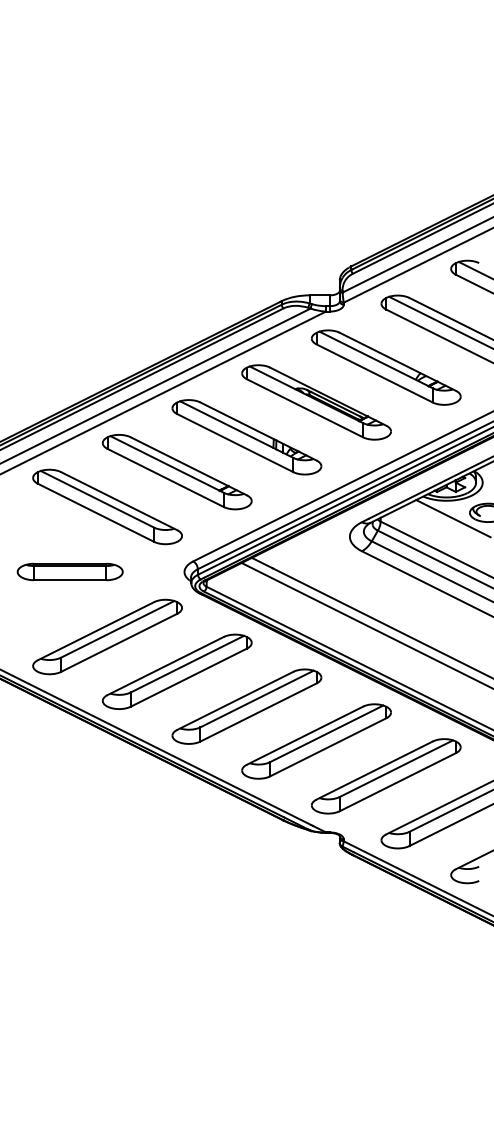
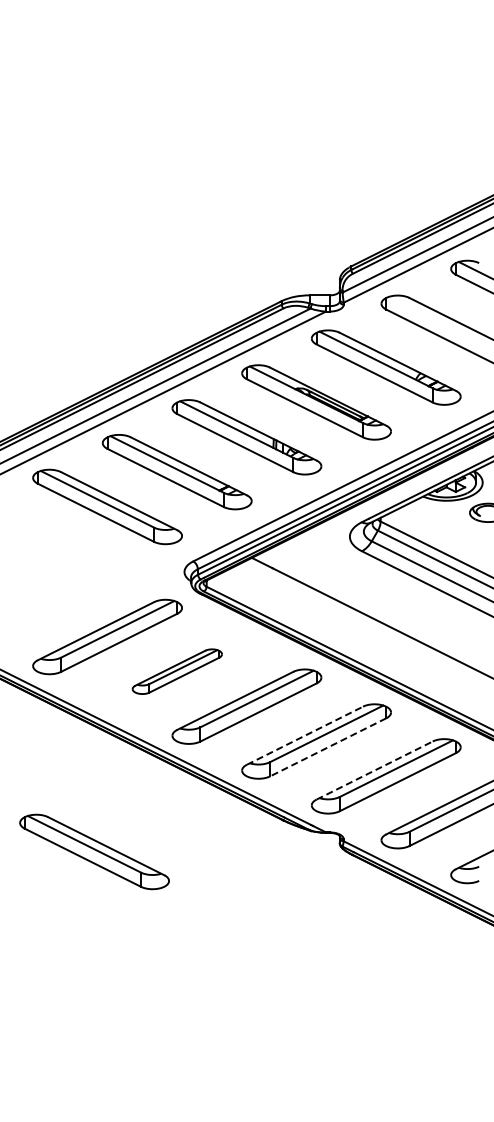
line: present -> none (439, 321)
line: present -> none (453, 518)
part: present -> none (69, 571)
line: present -> none (365, 625)
part size: 151x77 px -> 92x47 px (176, 671)
line: solid -> dashed (304, 735)
line: solid -> dashed (328, 747)
line: solid -> dashed (374, 770)
part: none -> present (94, 851)
